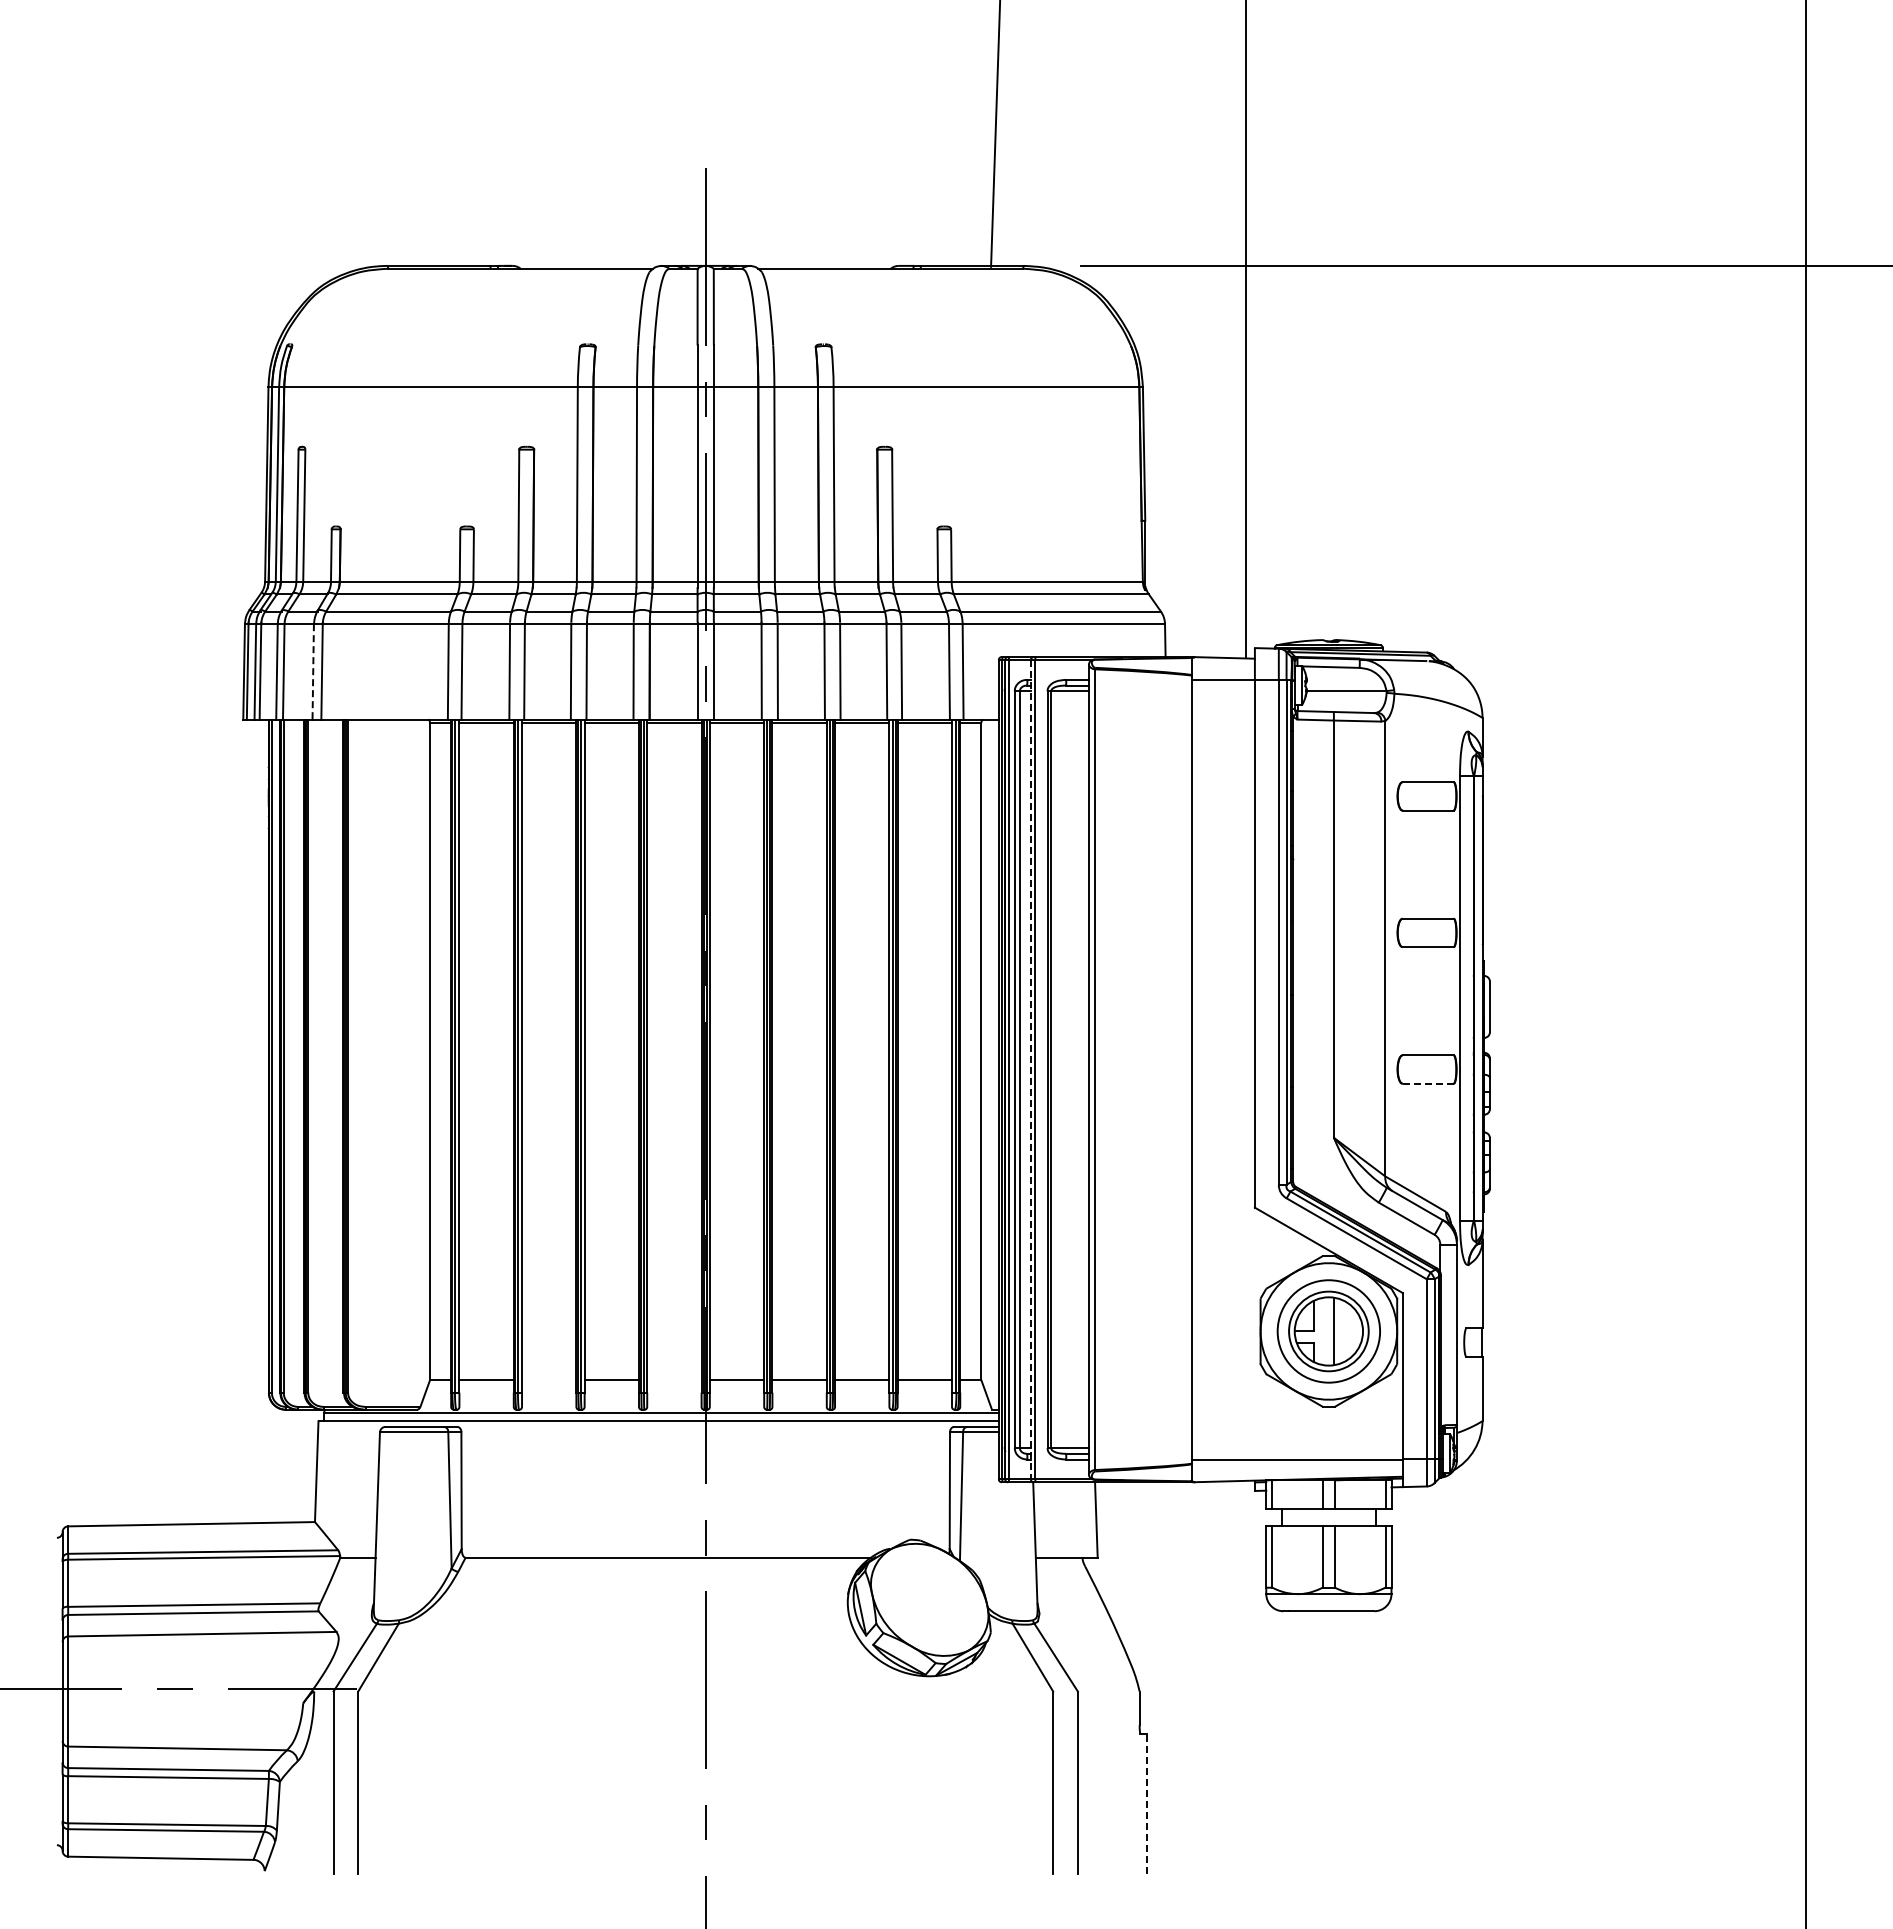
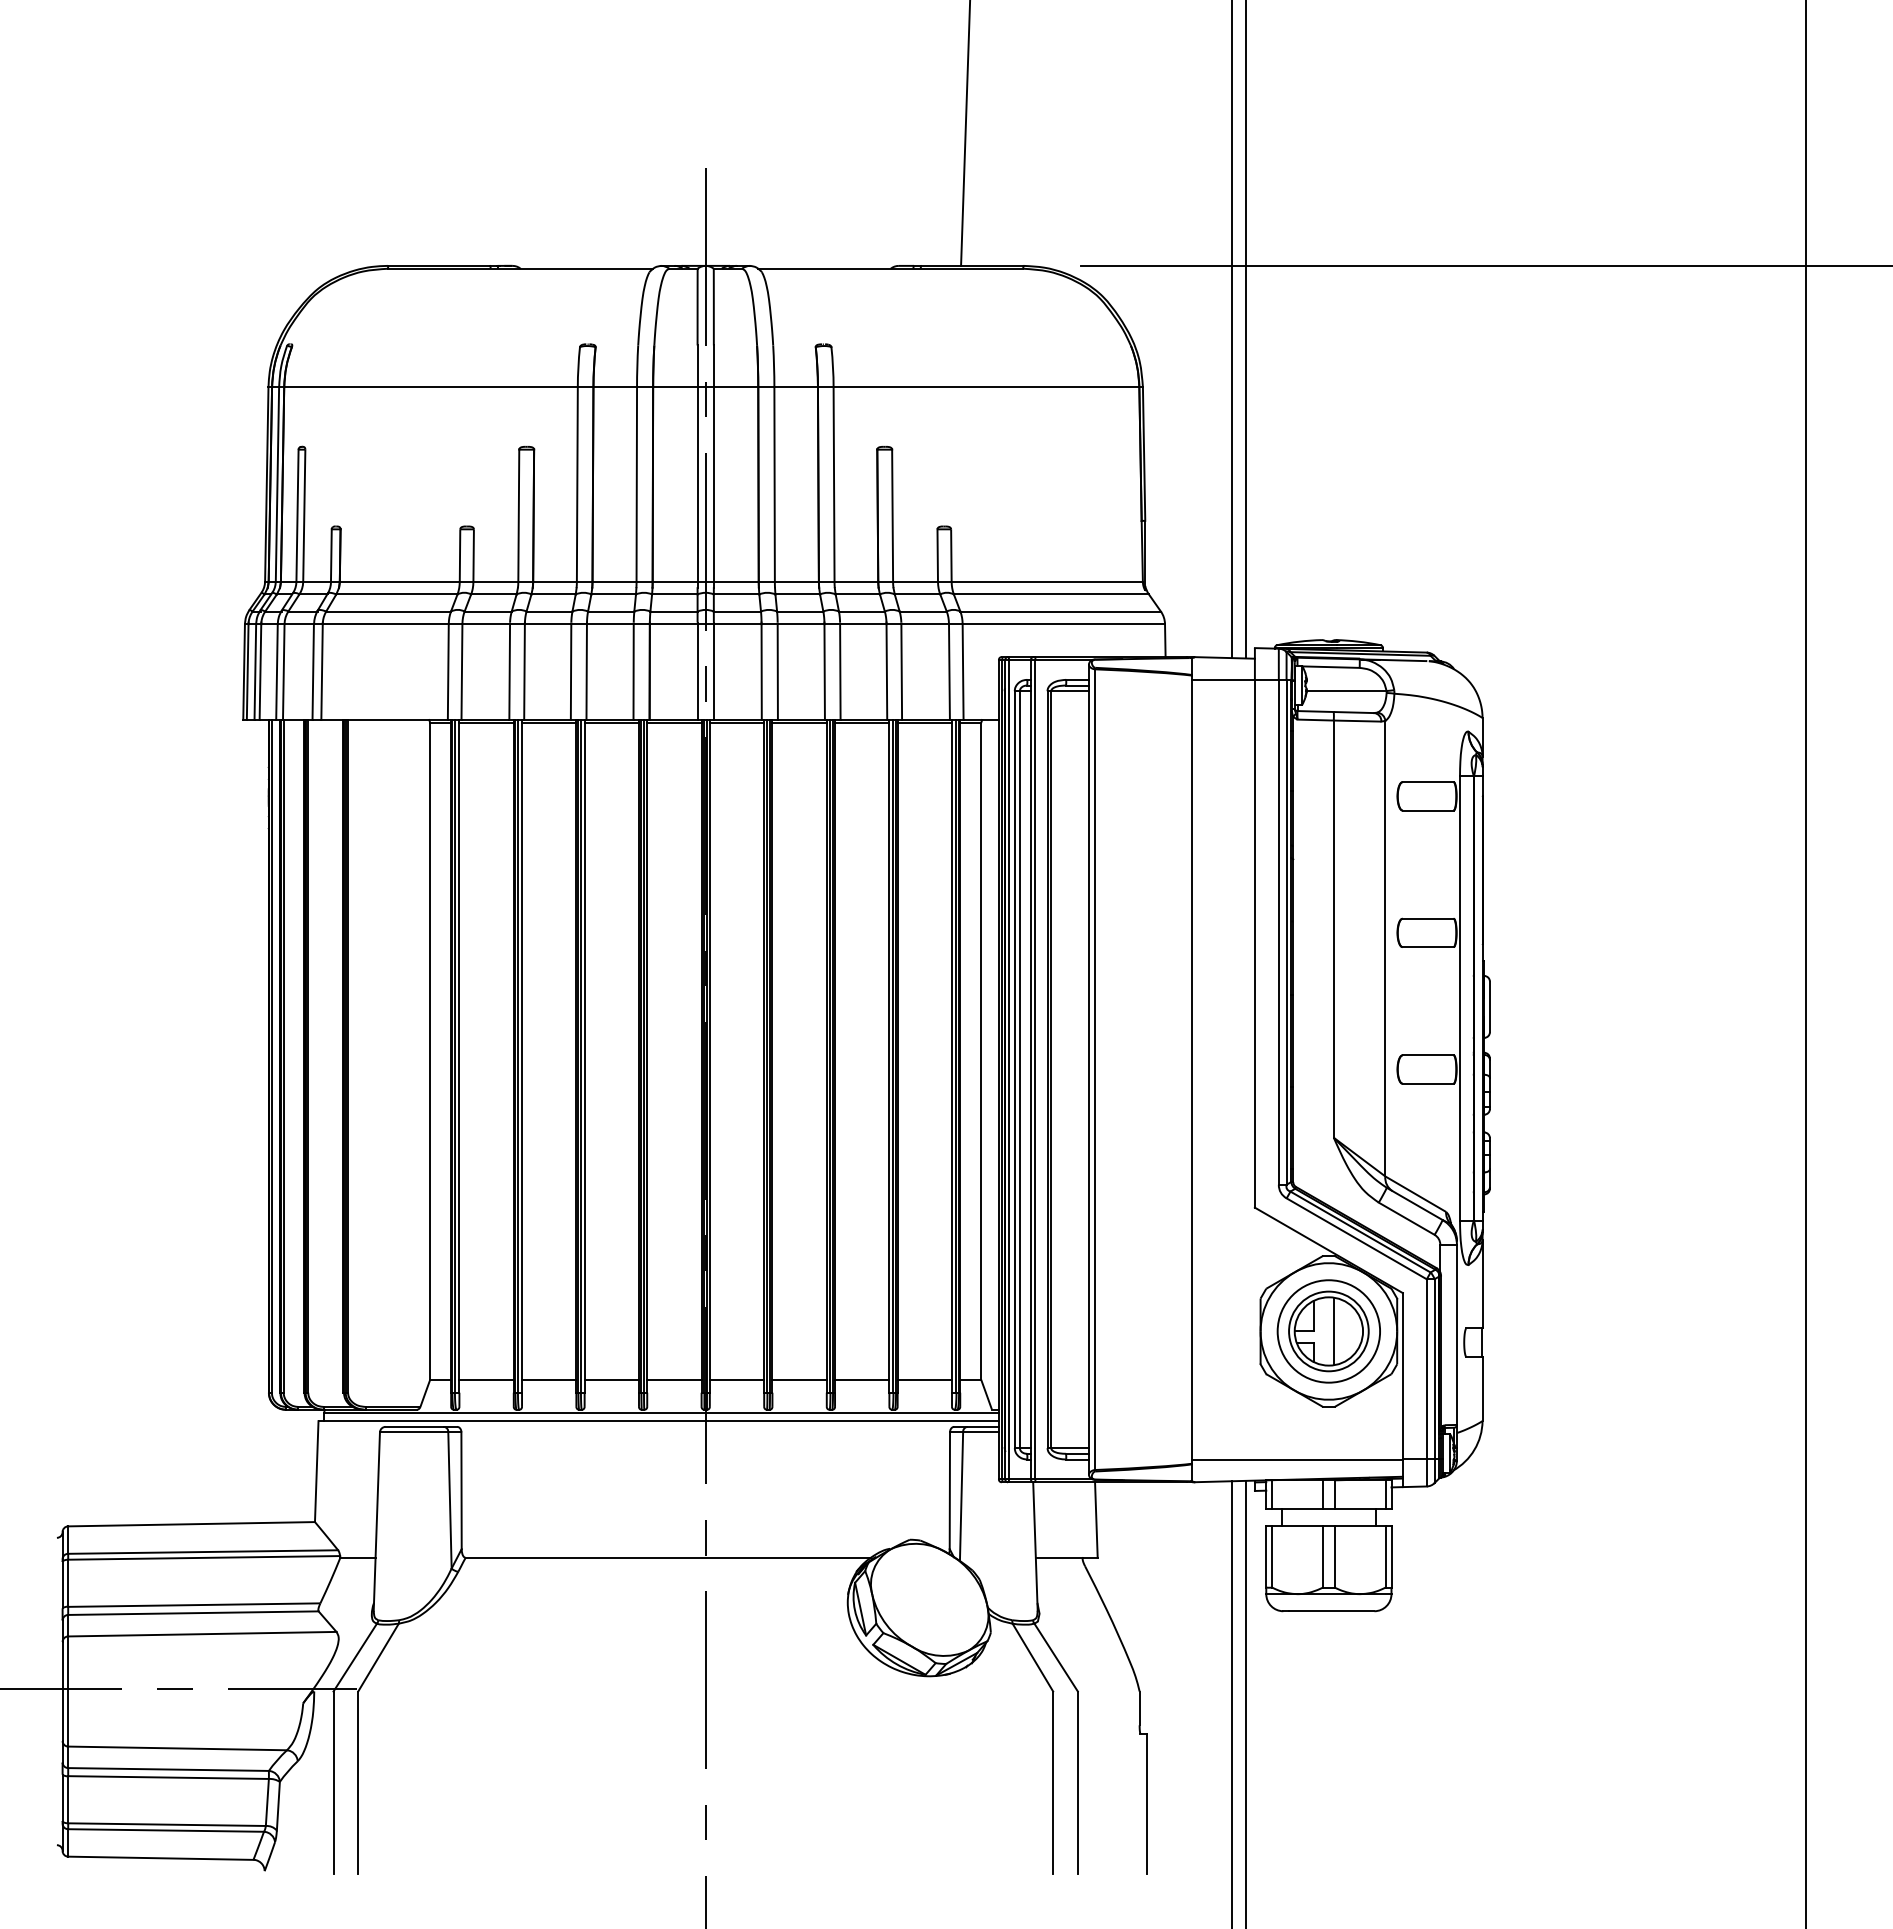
line position: (995, 134) -> (965, 133) (965, 133)
line: none -> present (1232, 330)
line: dashed -> solid (313, 672)
line: dashed -> solid (1030, 1069)
line: dashed -> solid (1427, 1083)
line: none -> present (549, 1379)
line: none -> present (674, 1379)
line: none -> present (1246, 1702)
line: none -> present (1232, 1703)
line: dashed -> solid (1146, 1803)
